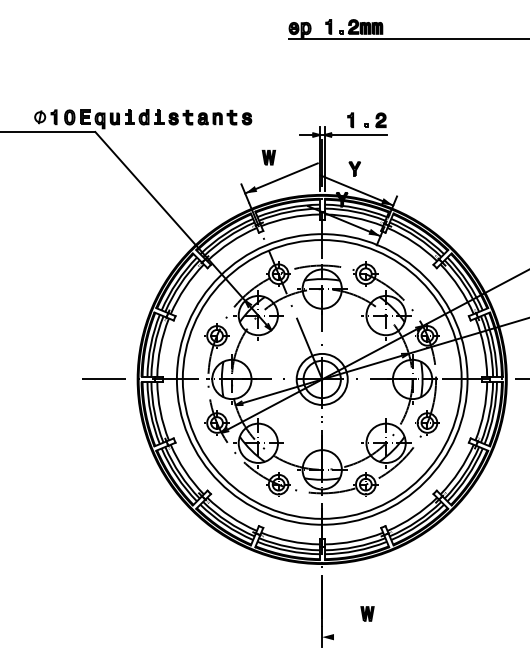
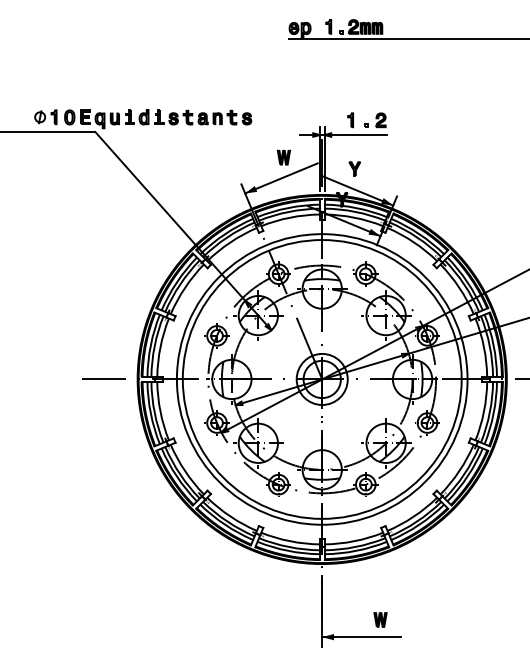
part position: (268, 157) -> (283, 157) (283, 157)
part position: (367, 613) -> (380, 619) (380, 619)
line: none -> present (361, 637)
